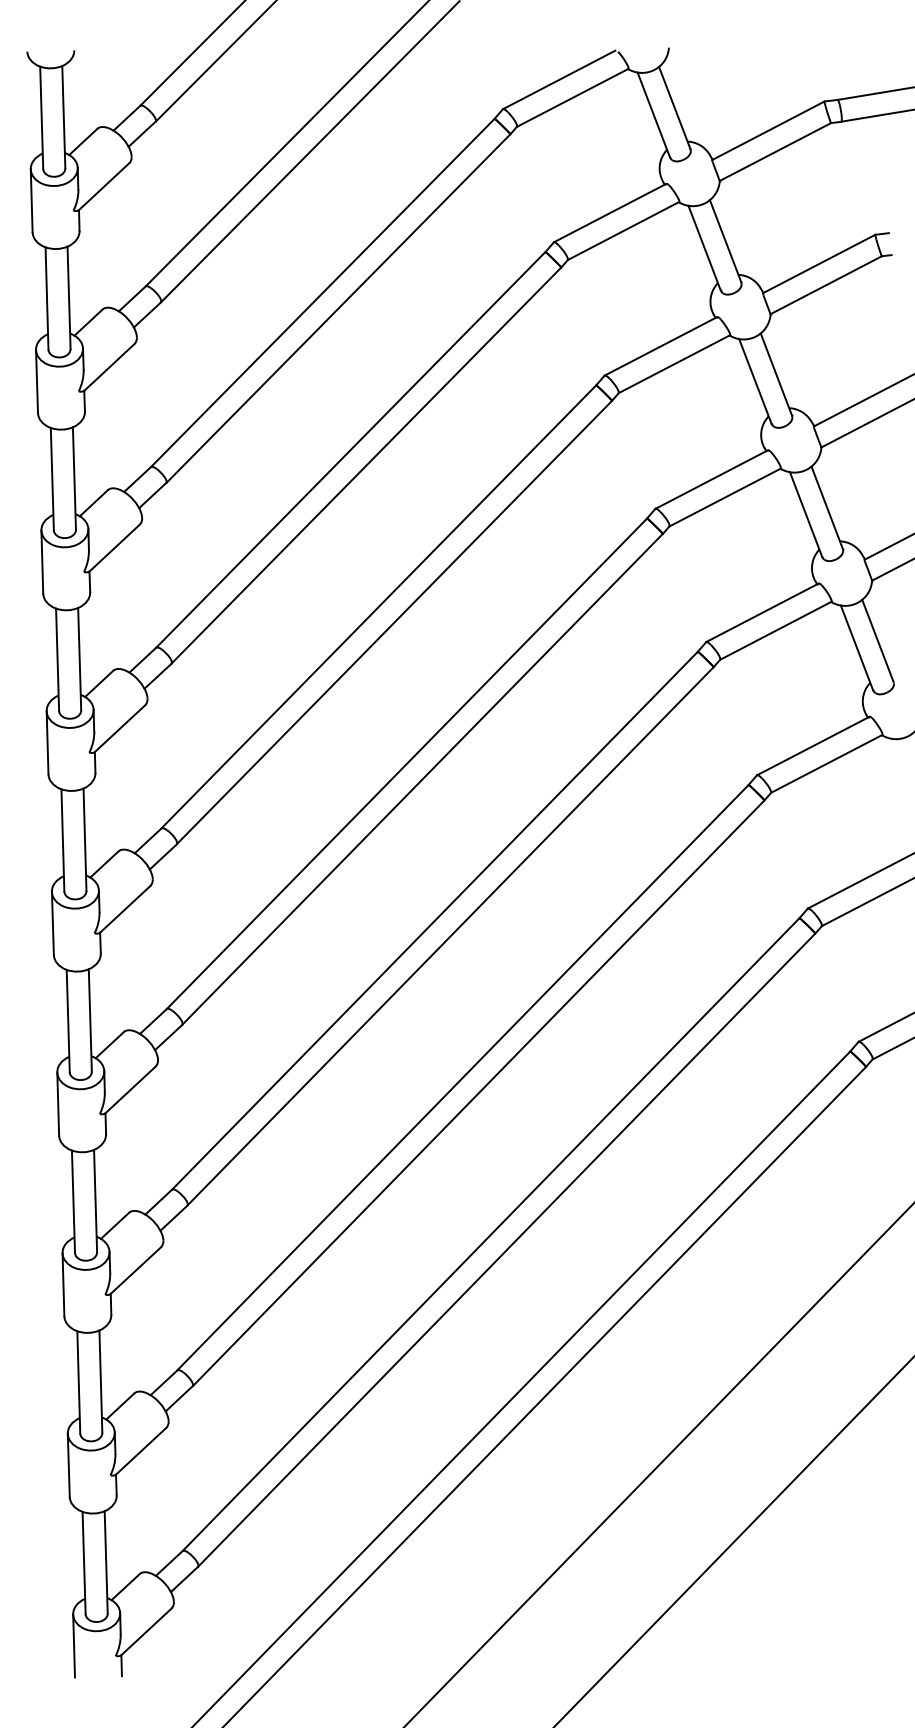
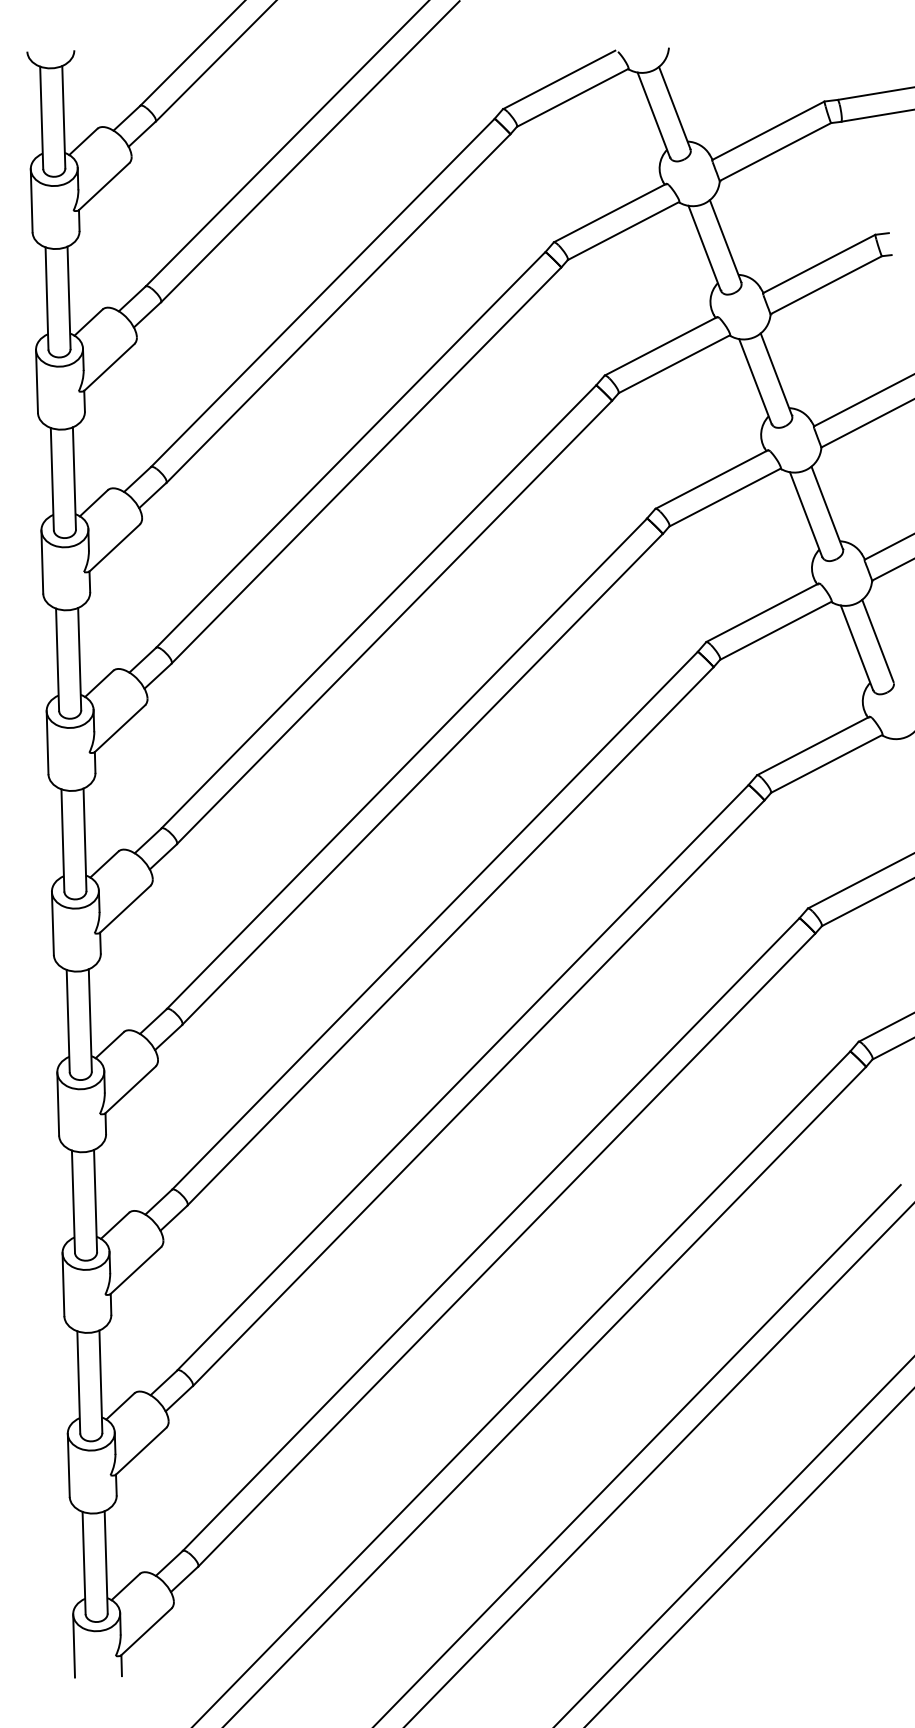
line: none -> present (638, 1454)
line: none -> present (749, 1557)
